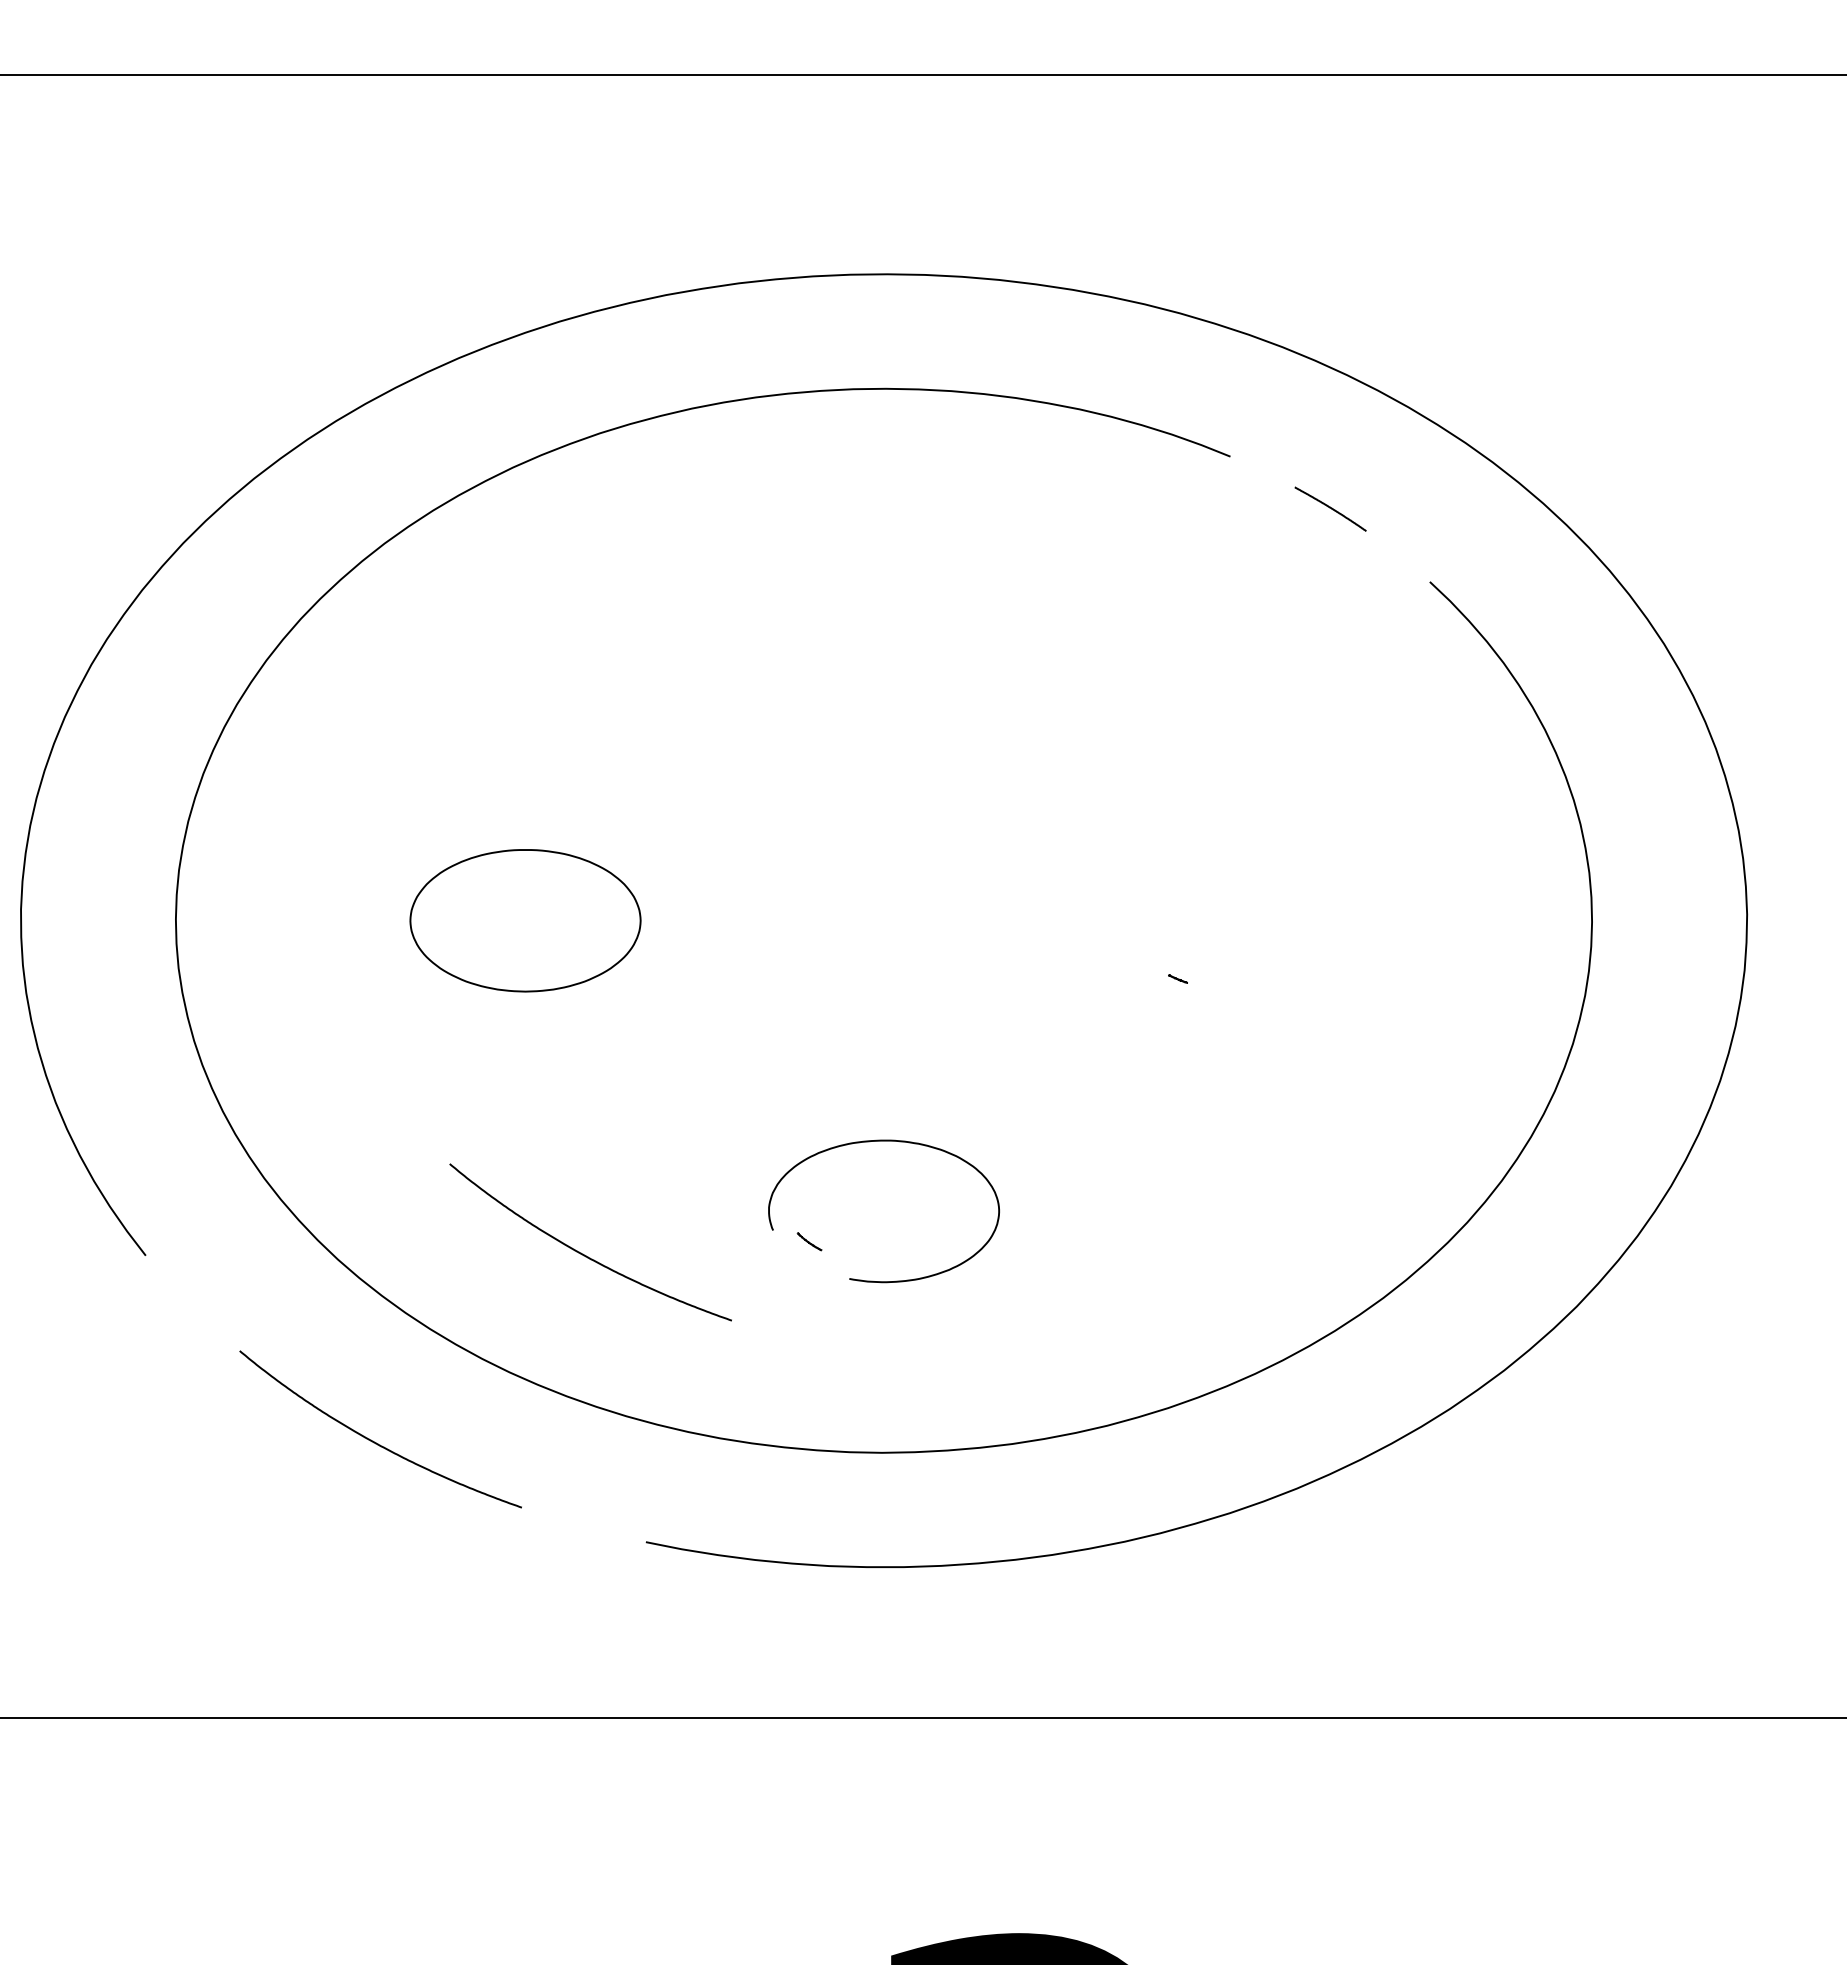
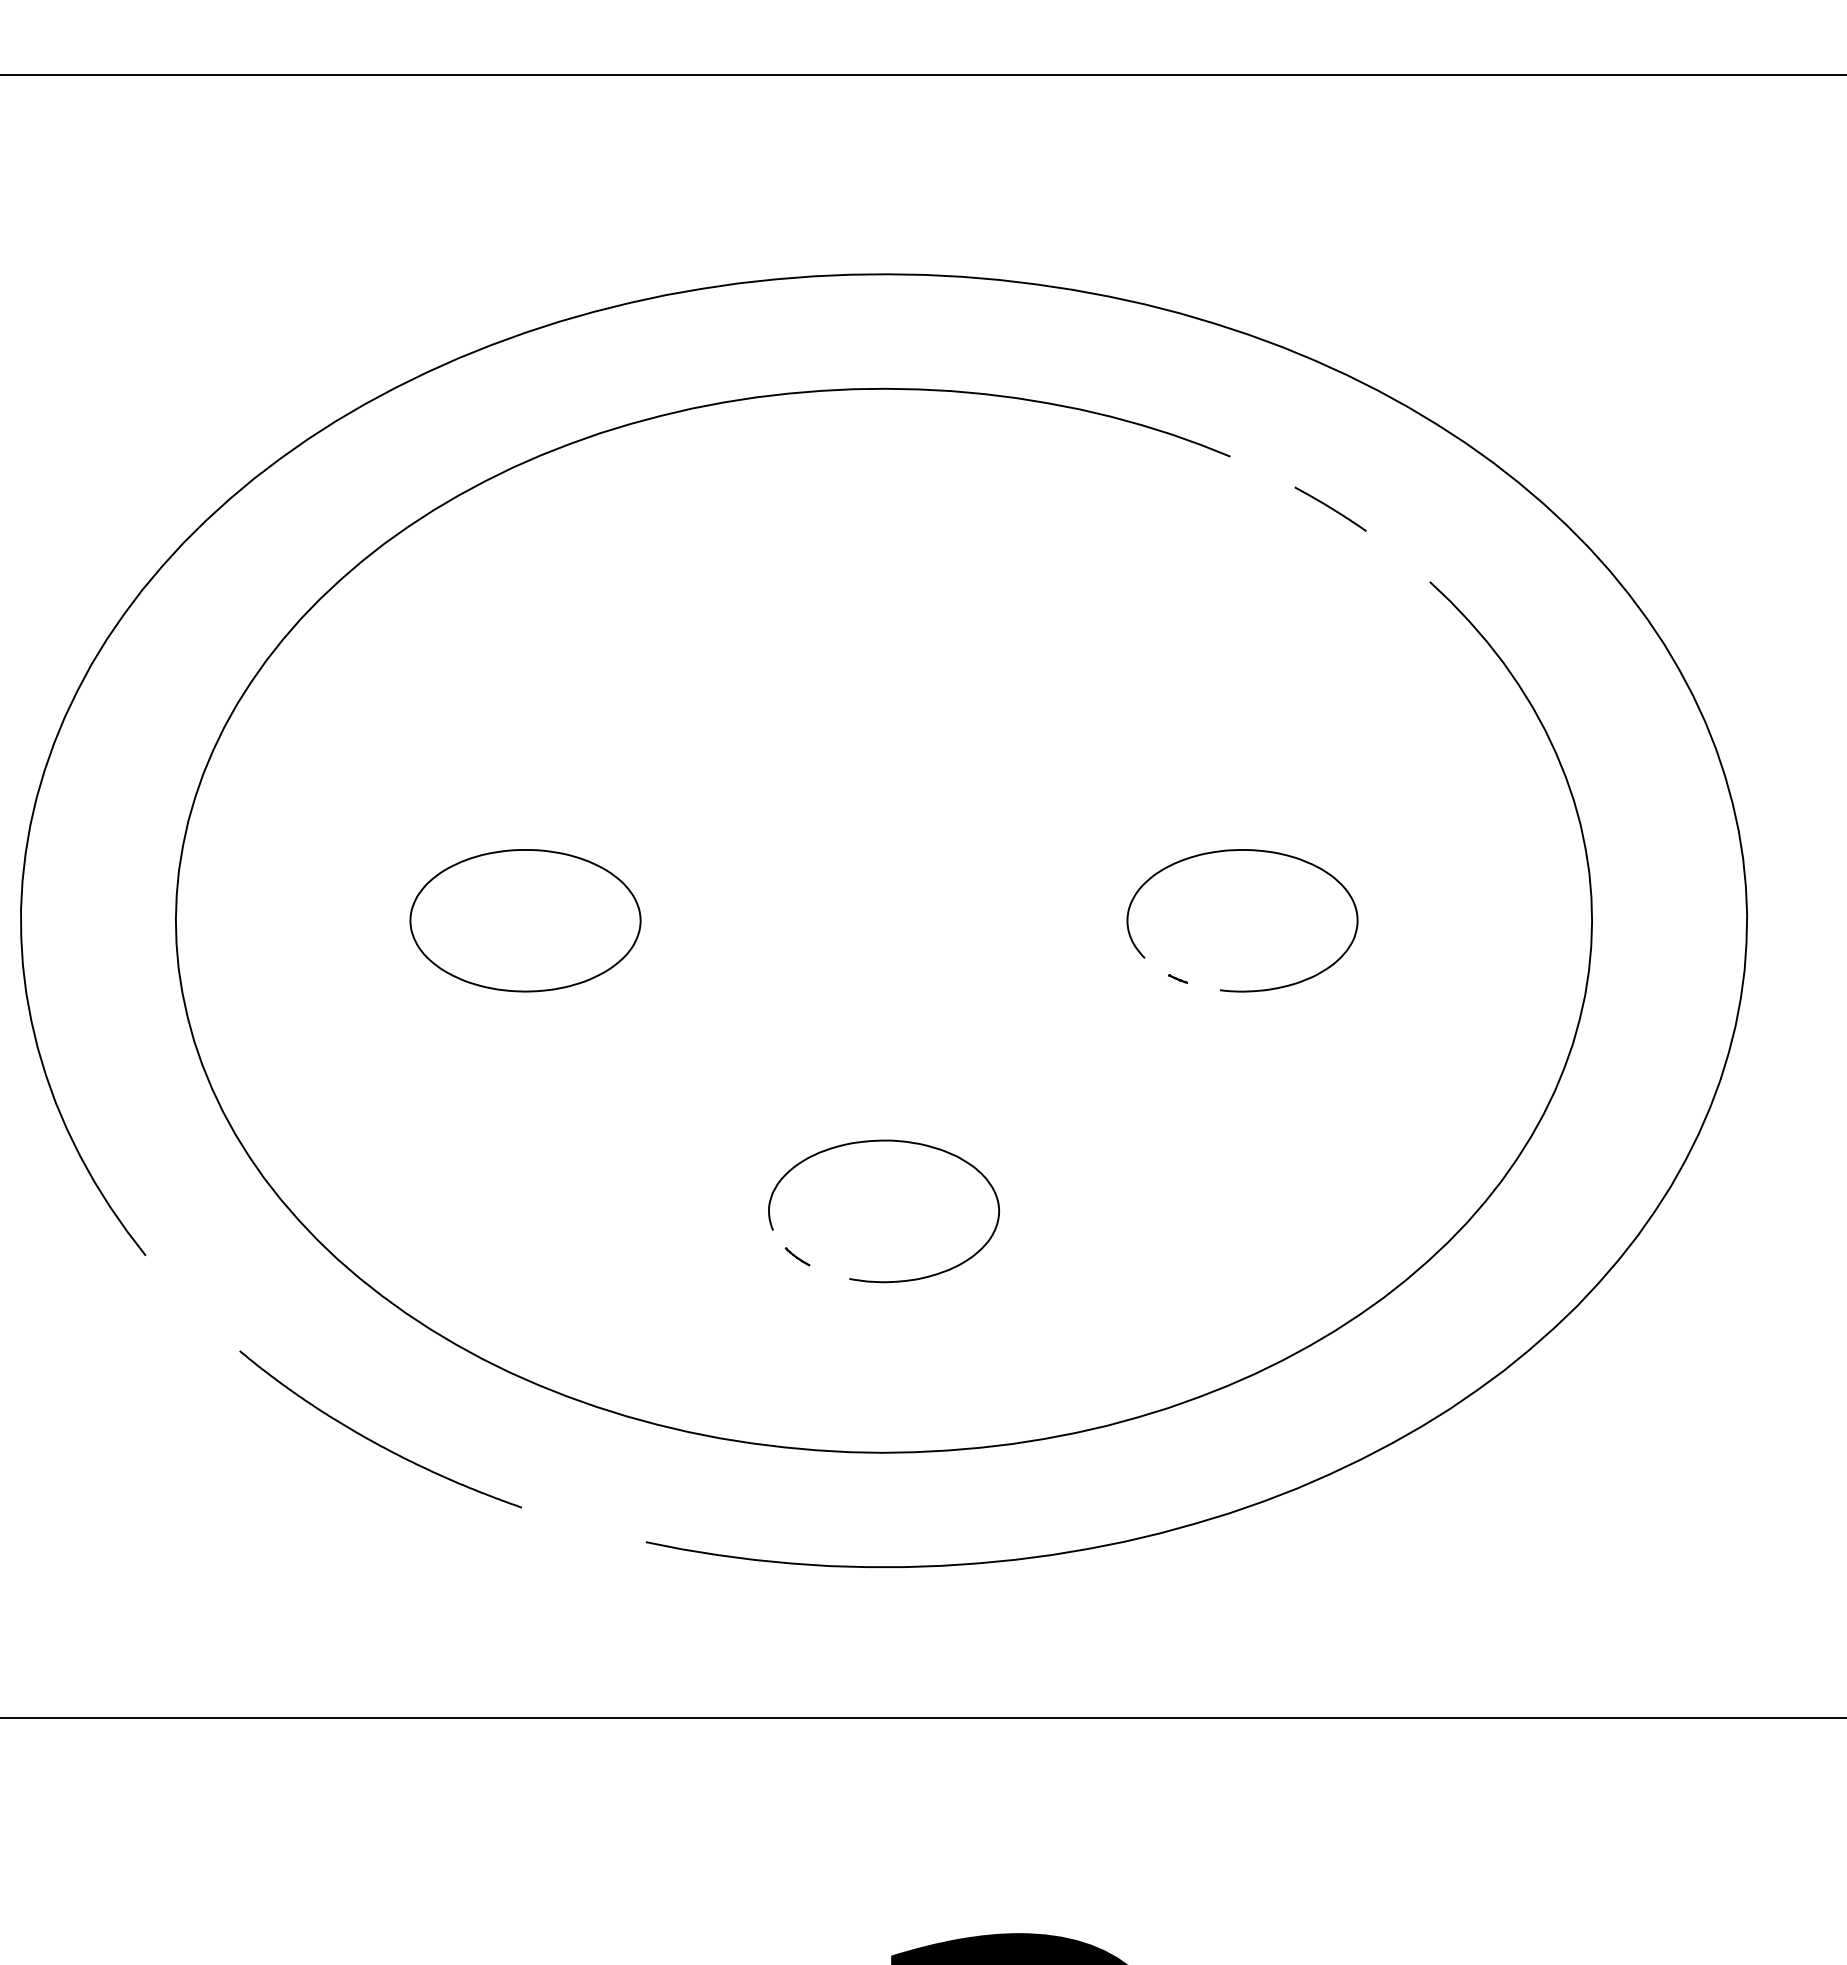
curve: none -> present (1234, 851)
line position: (809, 1241) -> (797, 1256) (797, 1256)
curve: present -> none (584, 1254)
